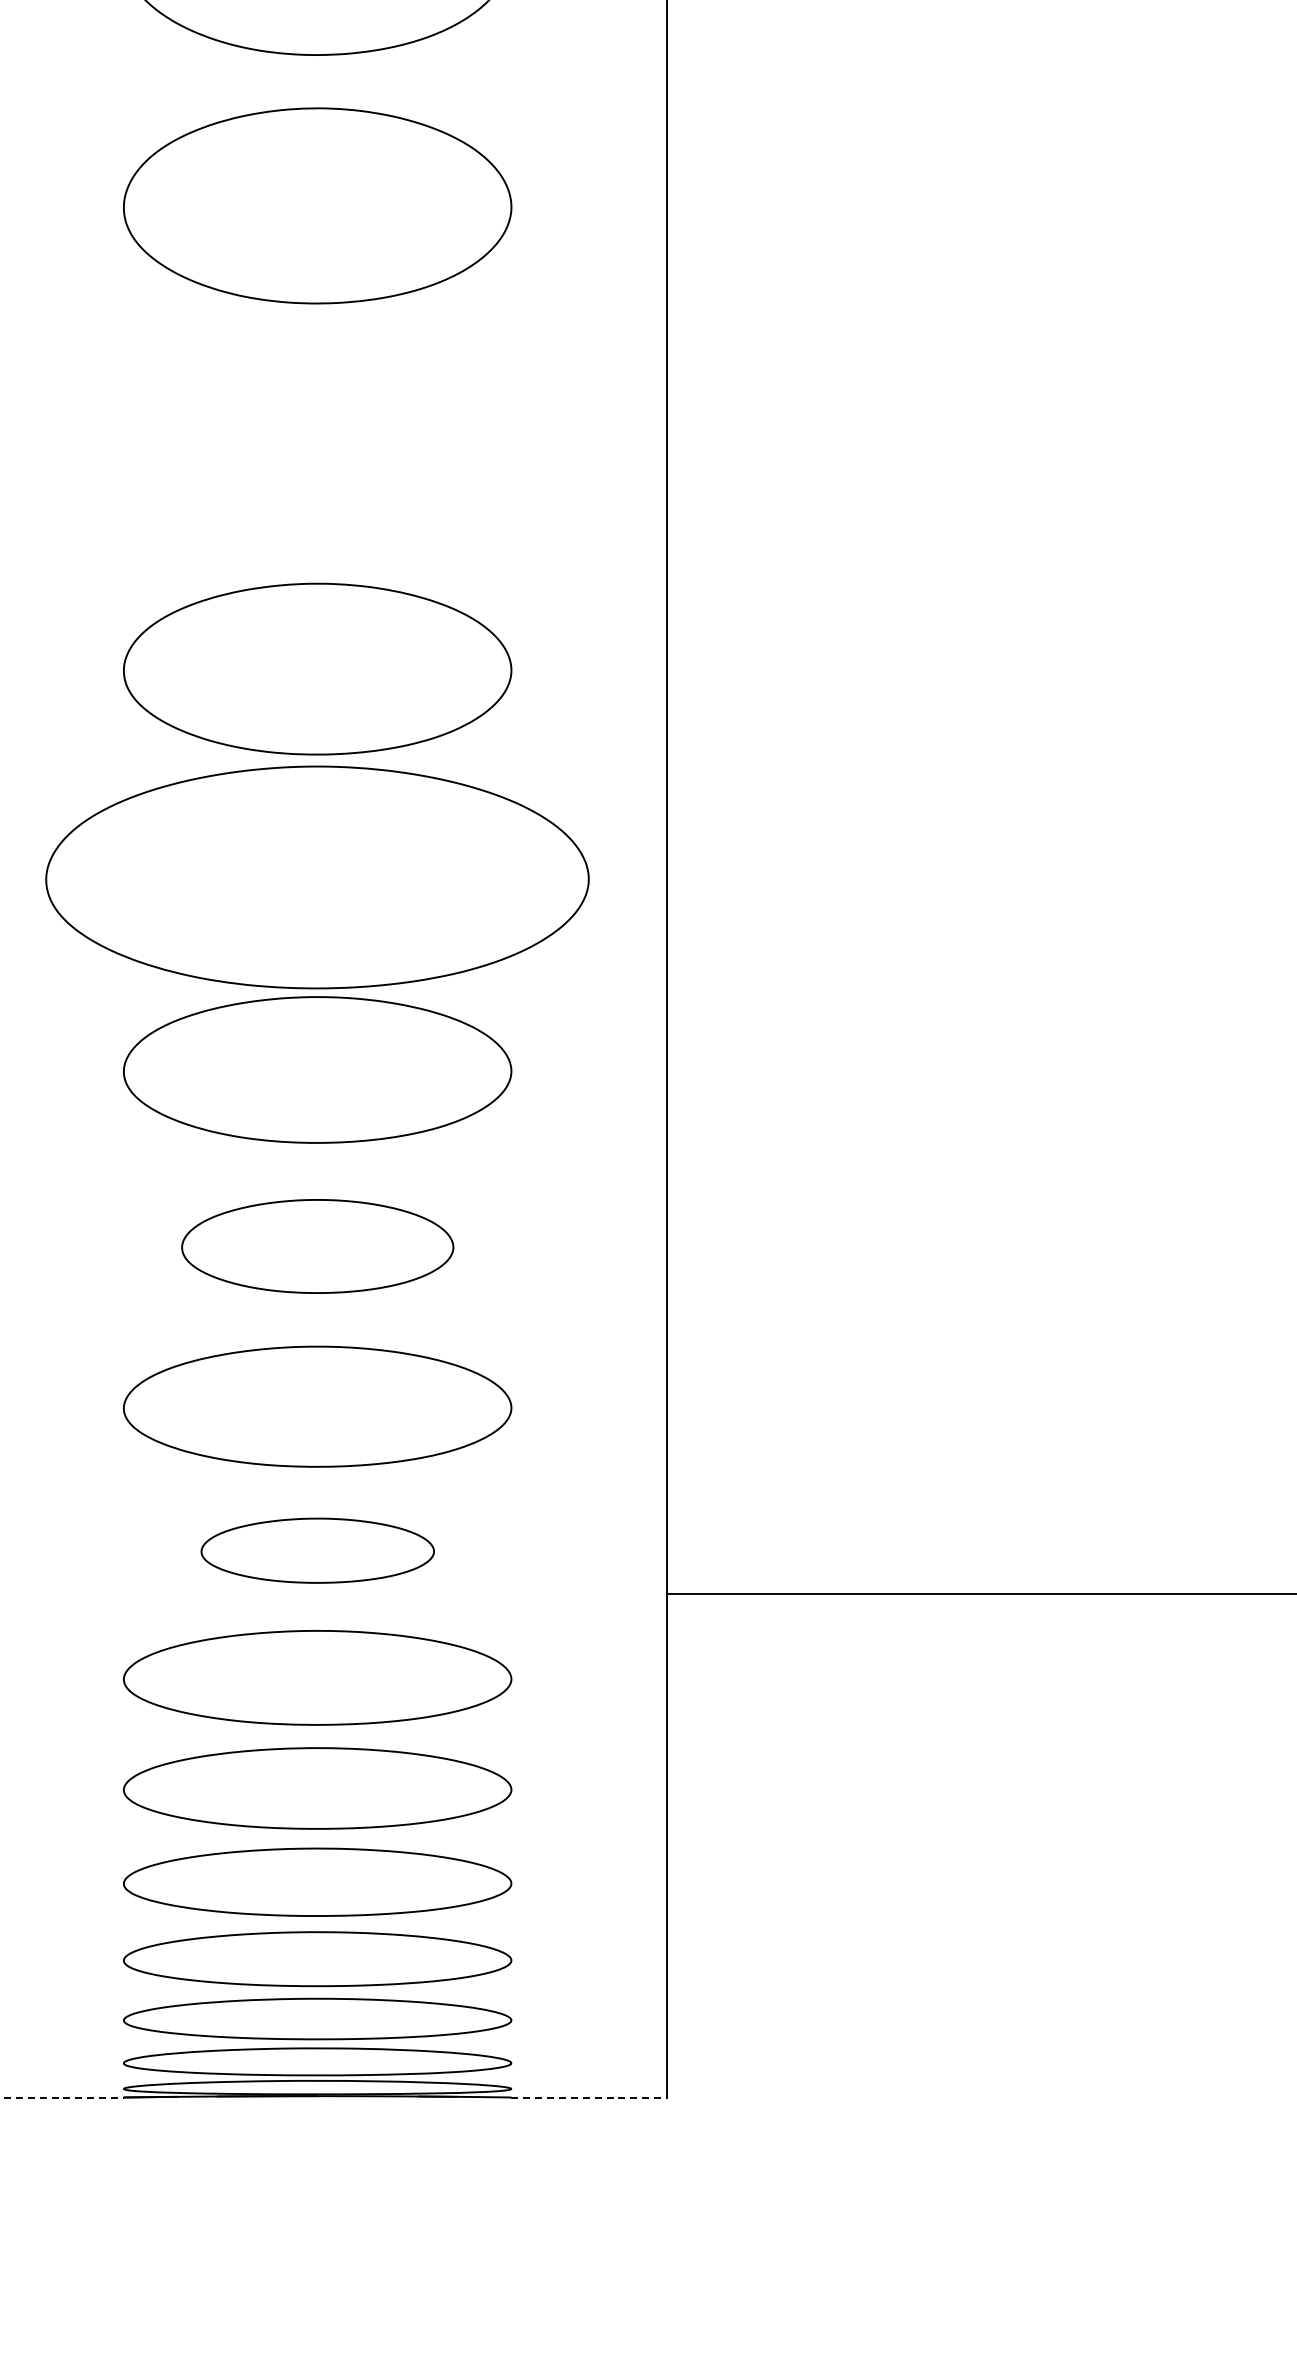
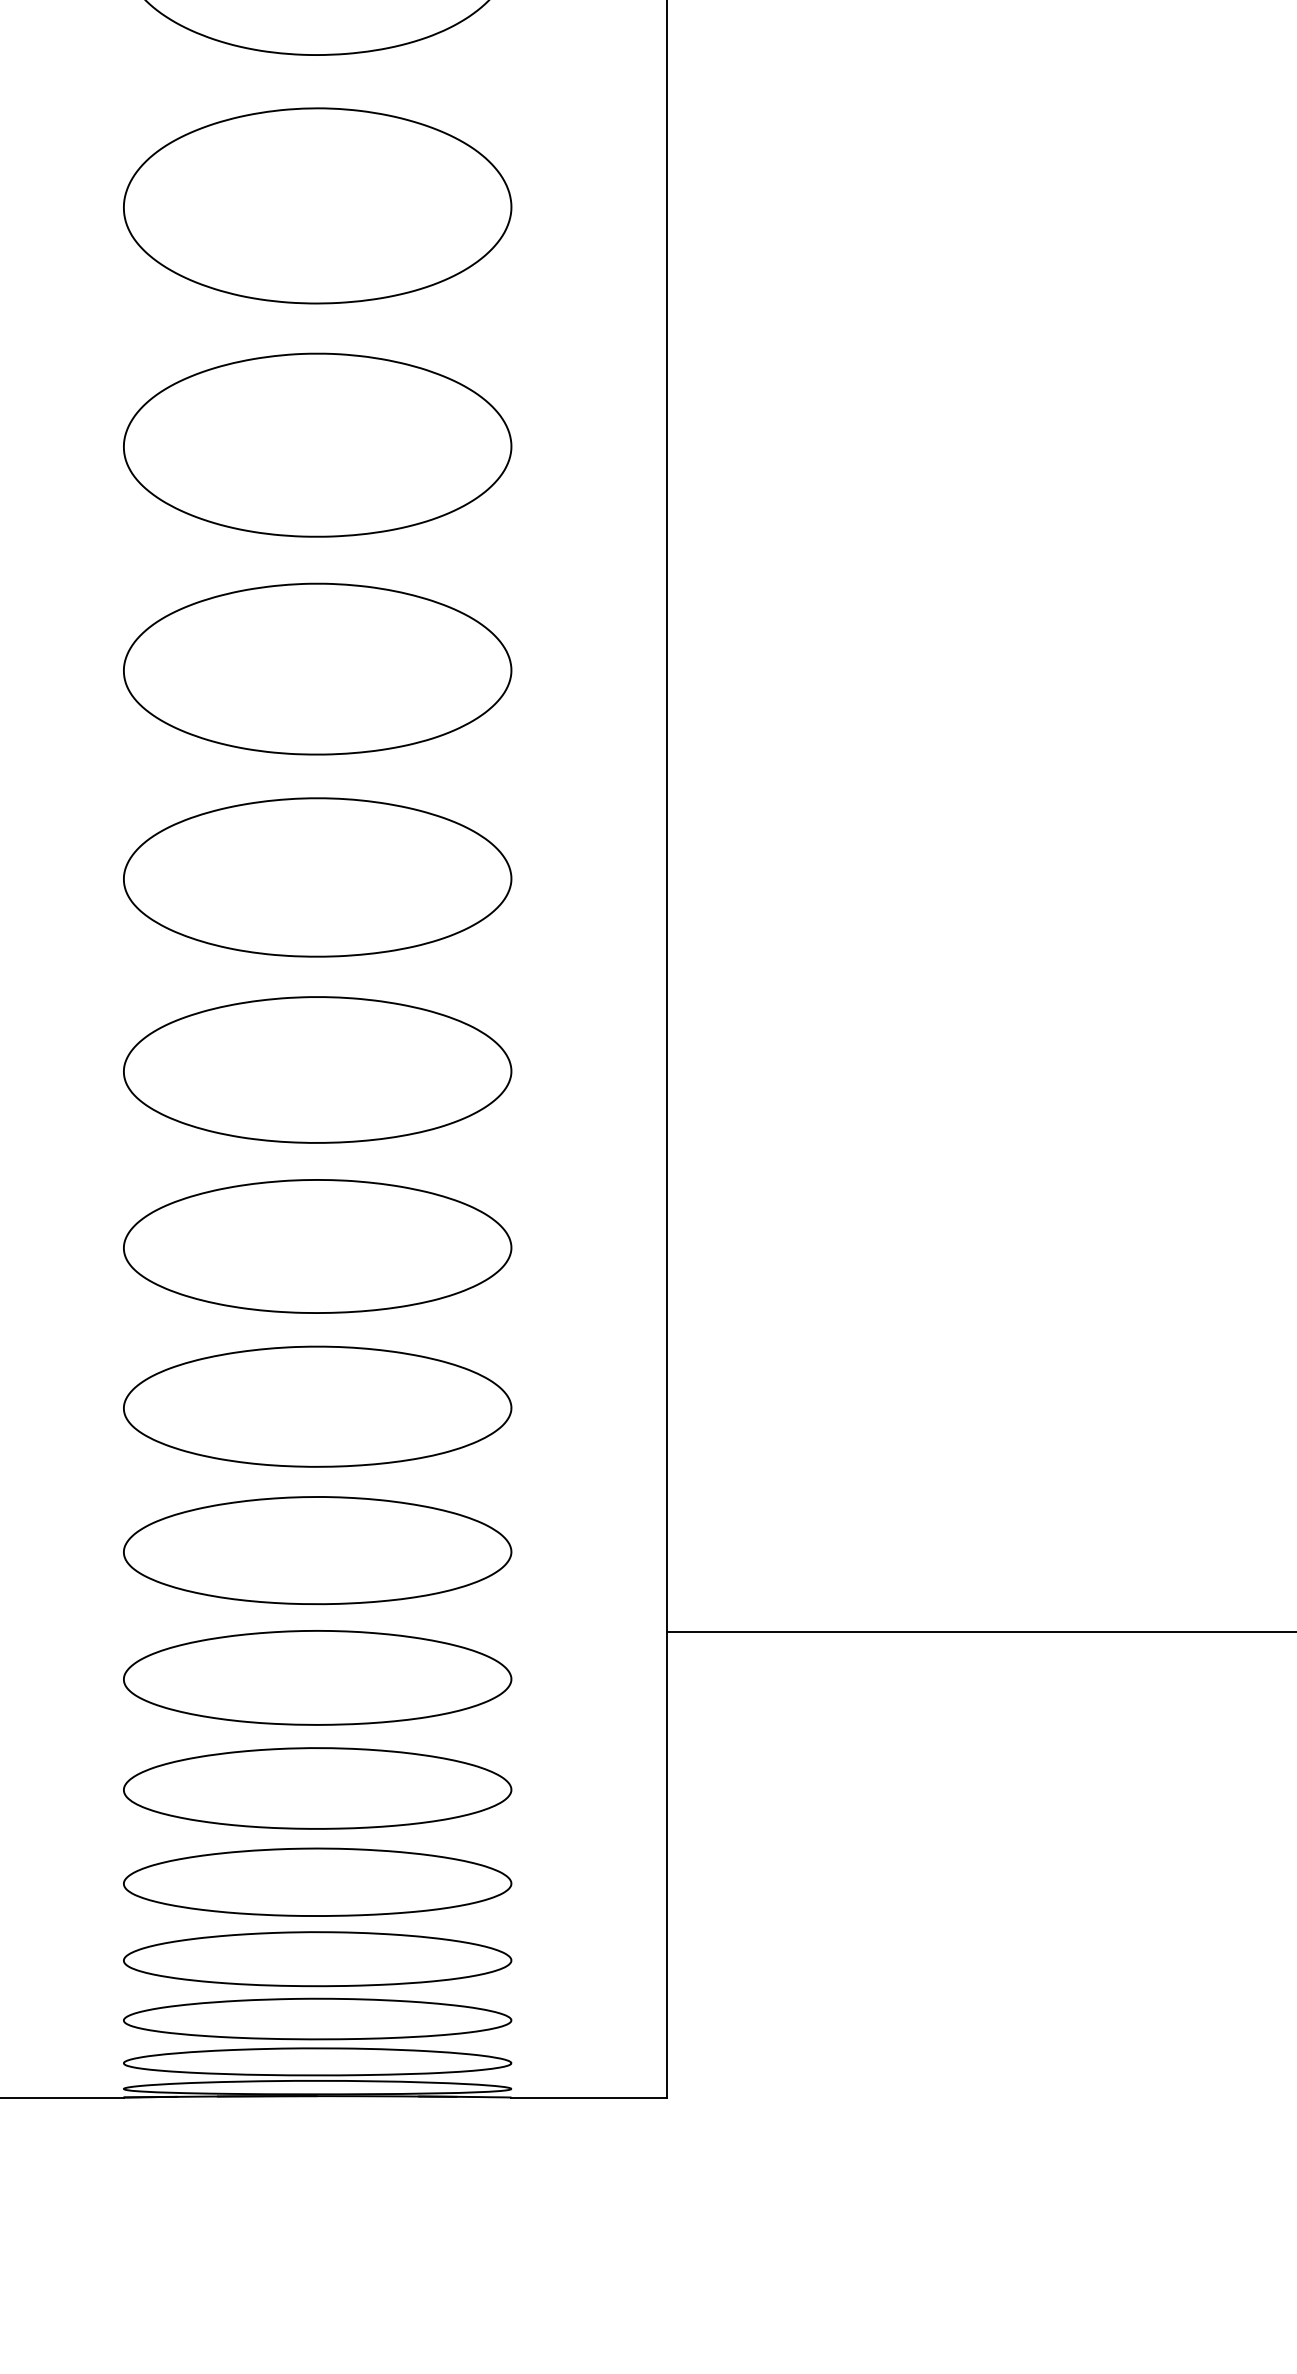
part: none -> present (317, 444)
part size: 545x225 px -> 390x161 px (317, 877)
part size: 274x95 px -> 390x135 px (317, 1246)
part size: 235x67 px -> 390x110 px (317, 1550)
line position: (979, 1594) -> (979, 1632) (979, 1632)
line: dashed -> solid (61, 2097)
line: dashed -> solid (589, 2097)
